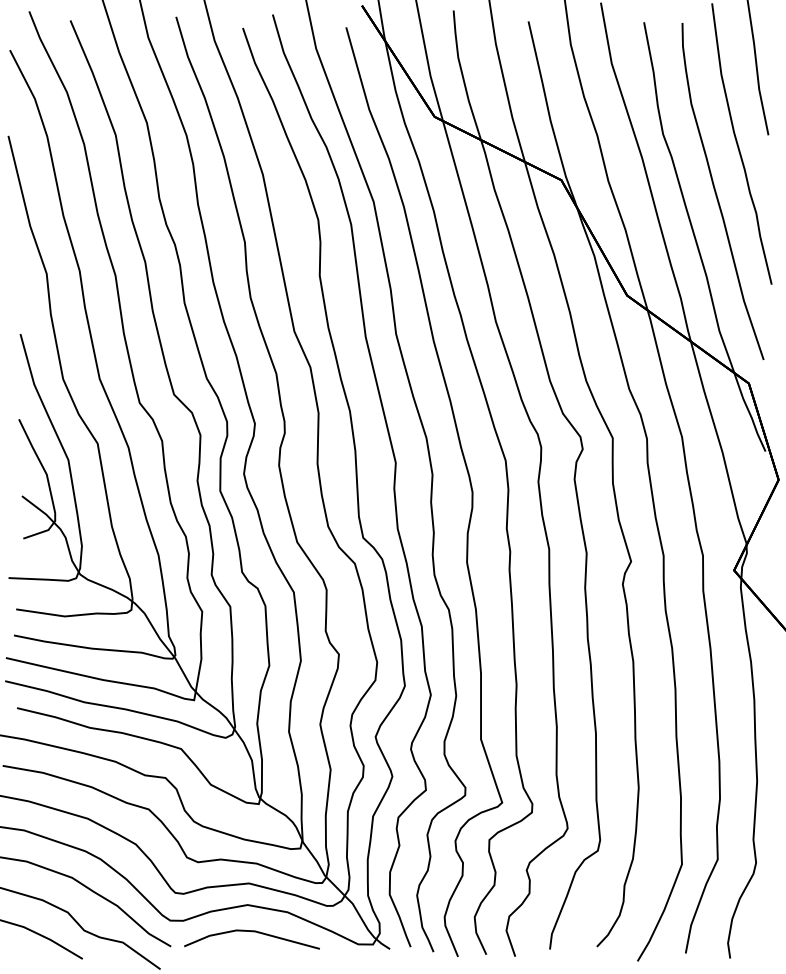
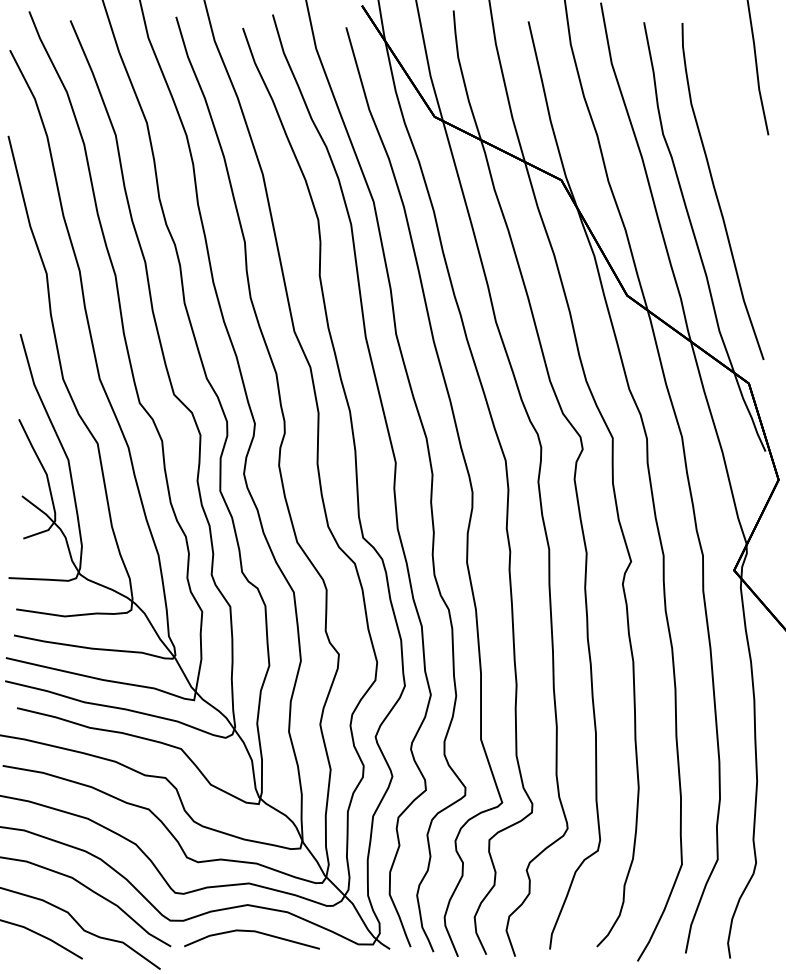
curve: present -> none (738, 143)
